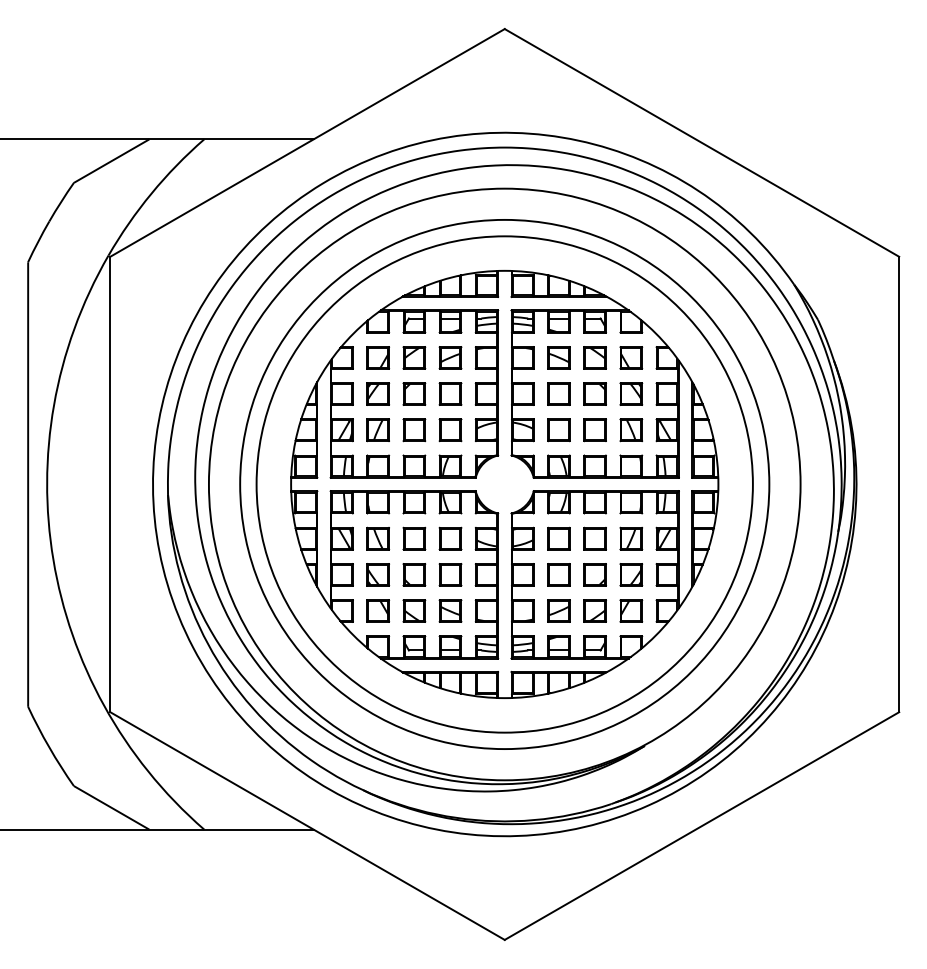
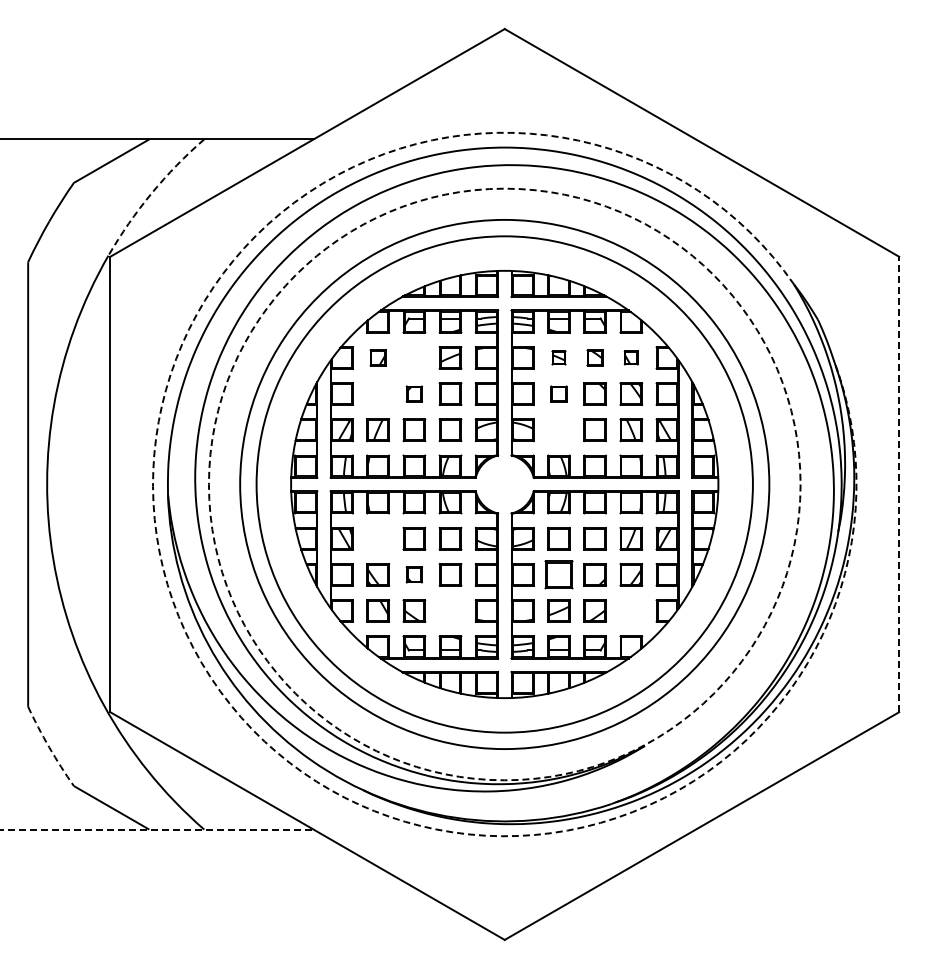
arc: solid -> dashed (151, 193)
part size: 25x24 px -> 18x18 px (377, 357)
part: present -> none (414, 357)
part size: 24x24 px -> 16x16 px (558, 357)
part size: 24x24 px -> 18x18 px (594, 357)
part size: 25x24 px -> 16x16 px (630, 357)
part: present -> none (378, 393)
part size: 25x24 px -> 18x18 px (413, 393)
part size: 24x24 px -> 18x18 px (558, 393)
part: present -> none (558, 430)
circle: solid -> dashed (504, 484)
line: solid -> dashed (899, 484)
part: present -> none (378, 538)
part size: 25x24 px -> 18x18 px (413, 574)
part size: 24x24 px -> 30x30 px (558, 574)
part: present -> none (450, 610)
part: present -> none (631, 610)
arc: solid -> dashed (193, 647)
arc: solid -> dashed (49, 747)
line: solid -> dashed (157, 829)
